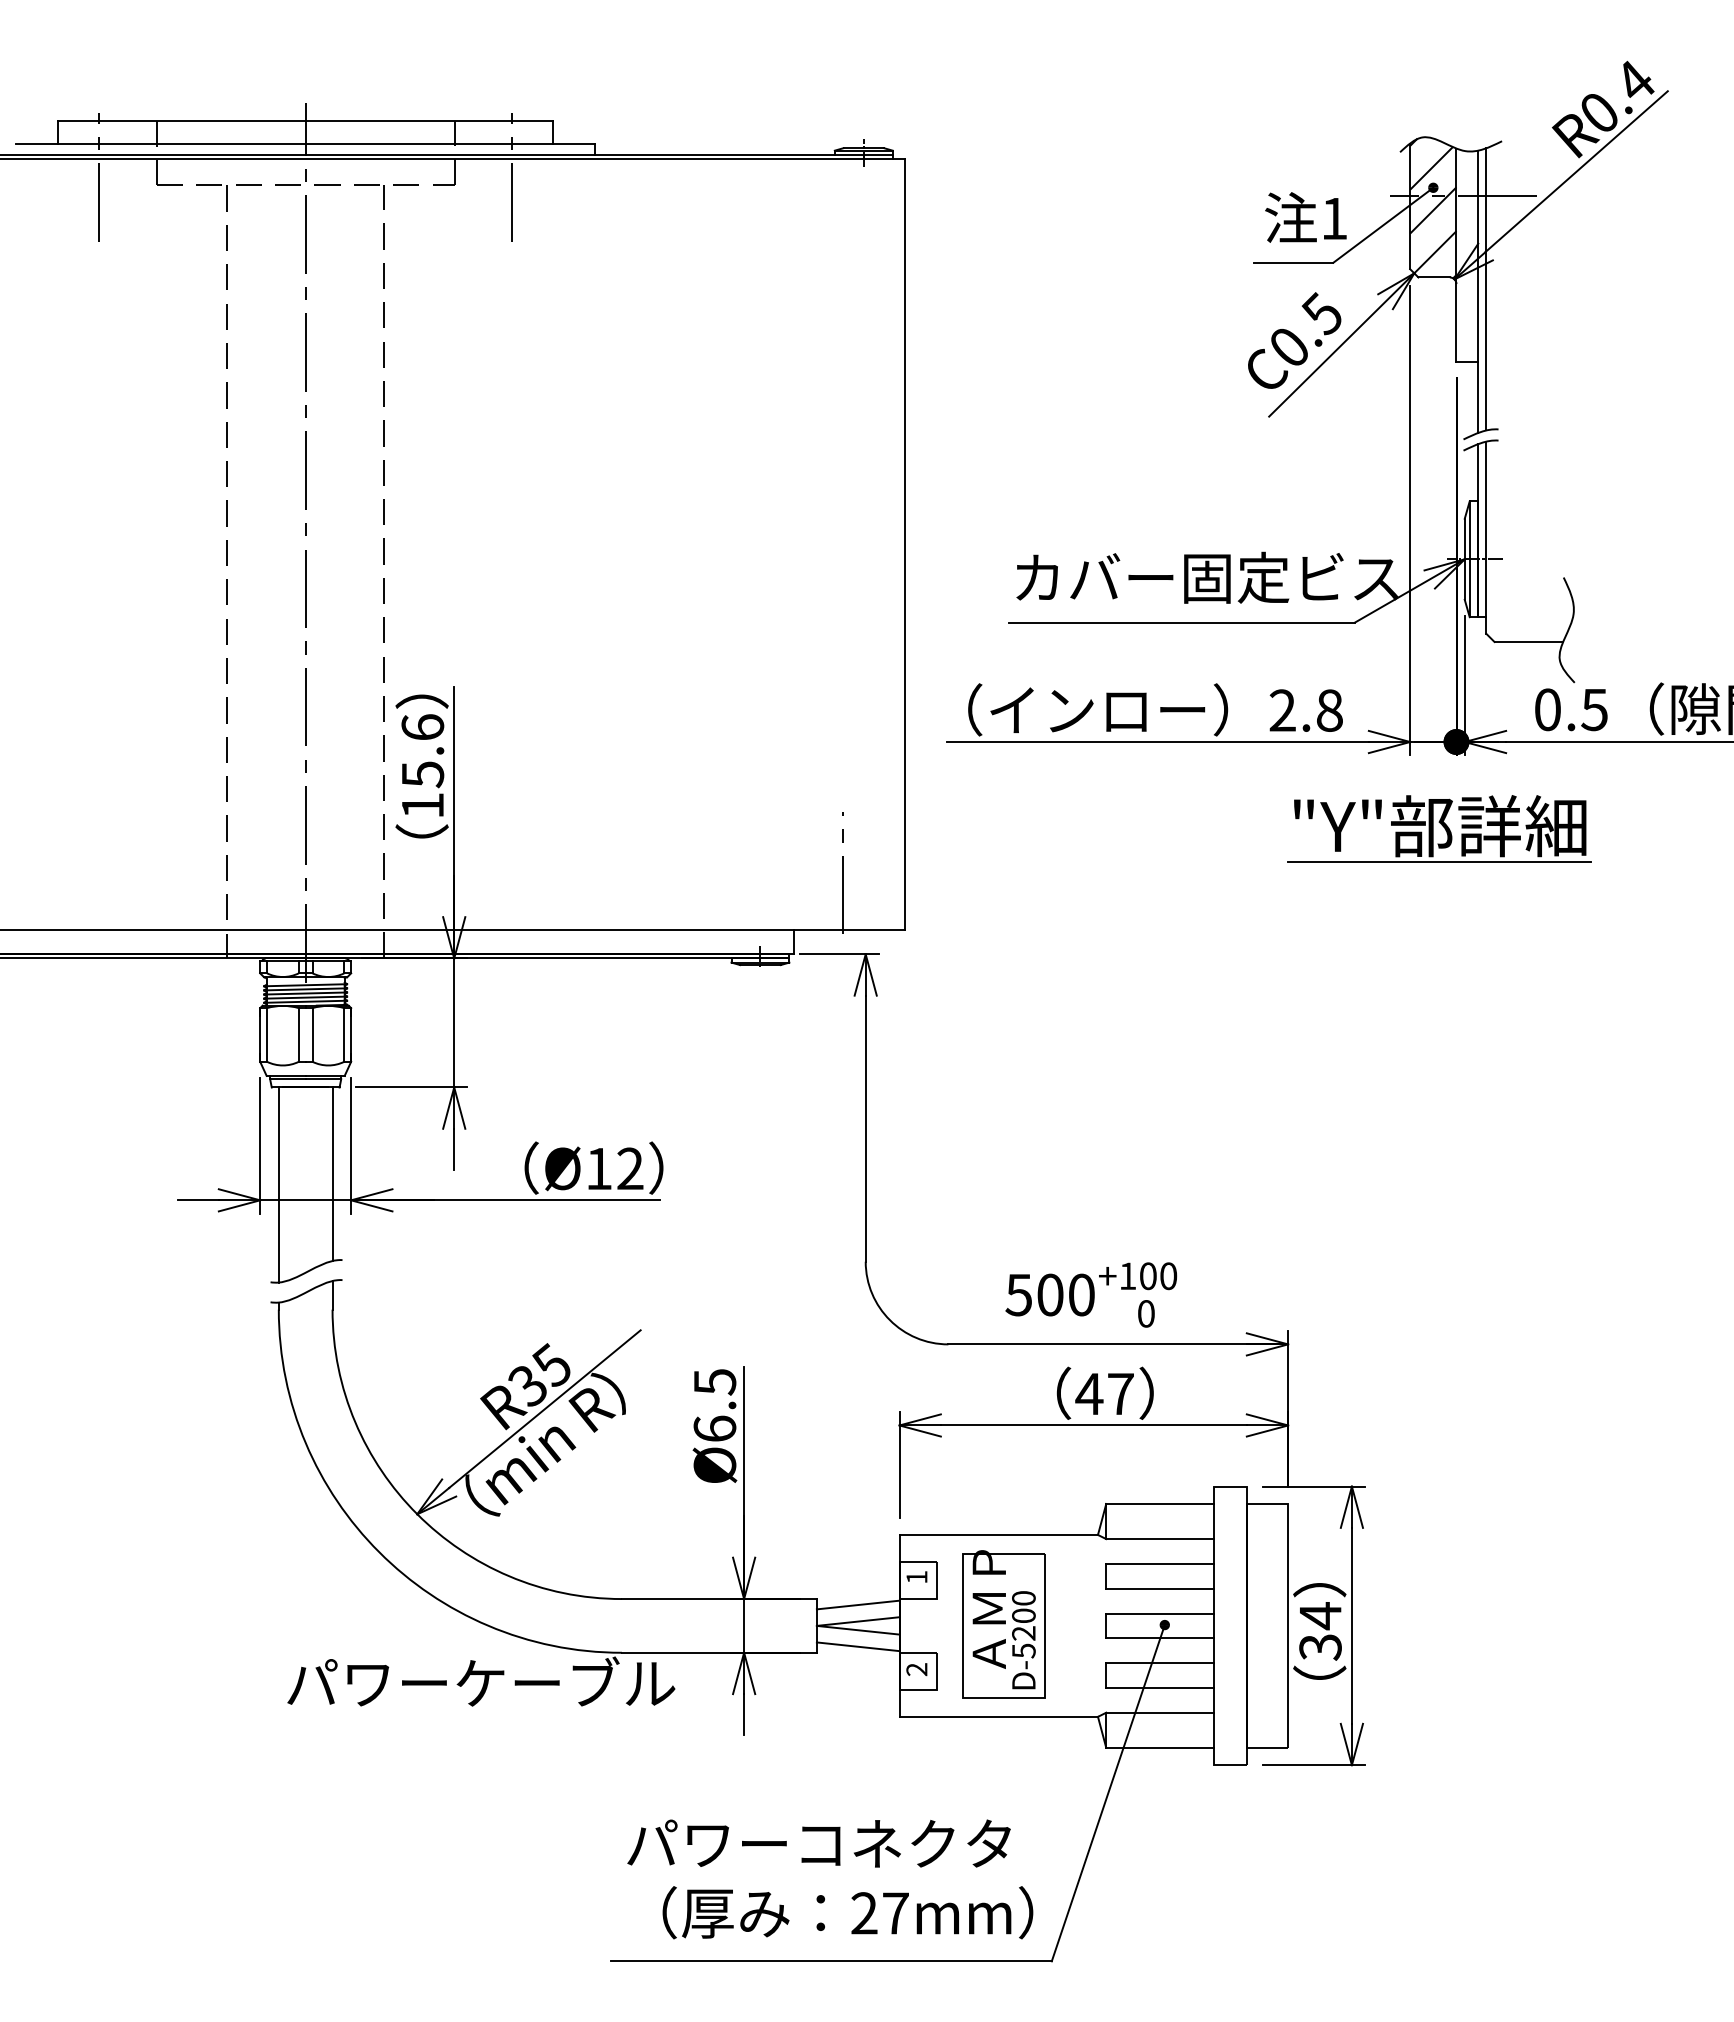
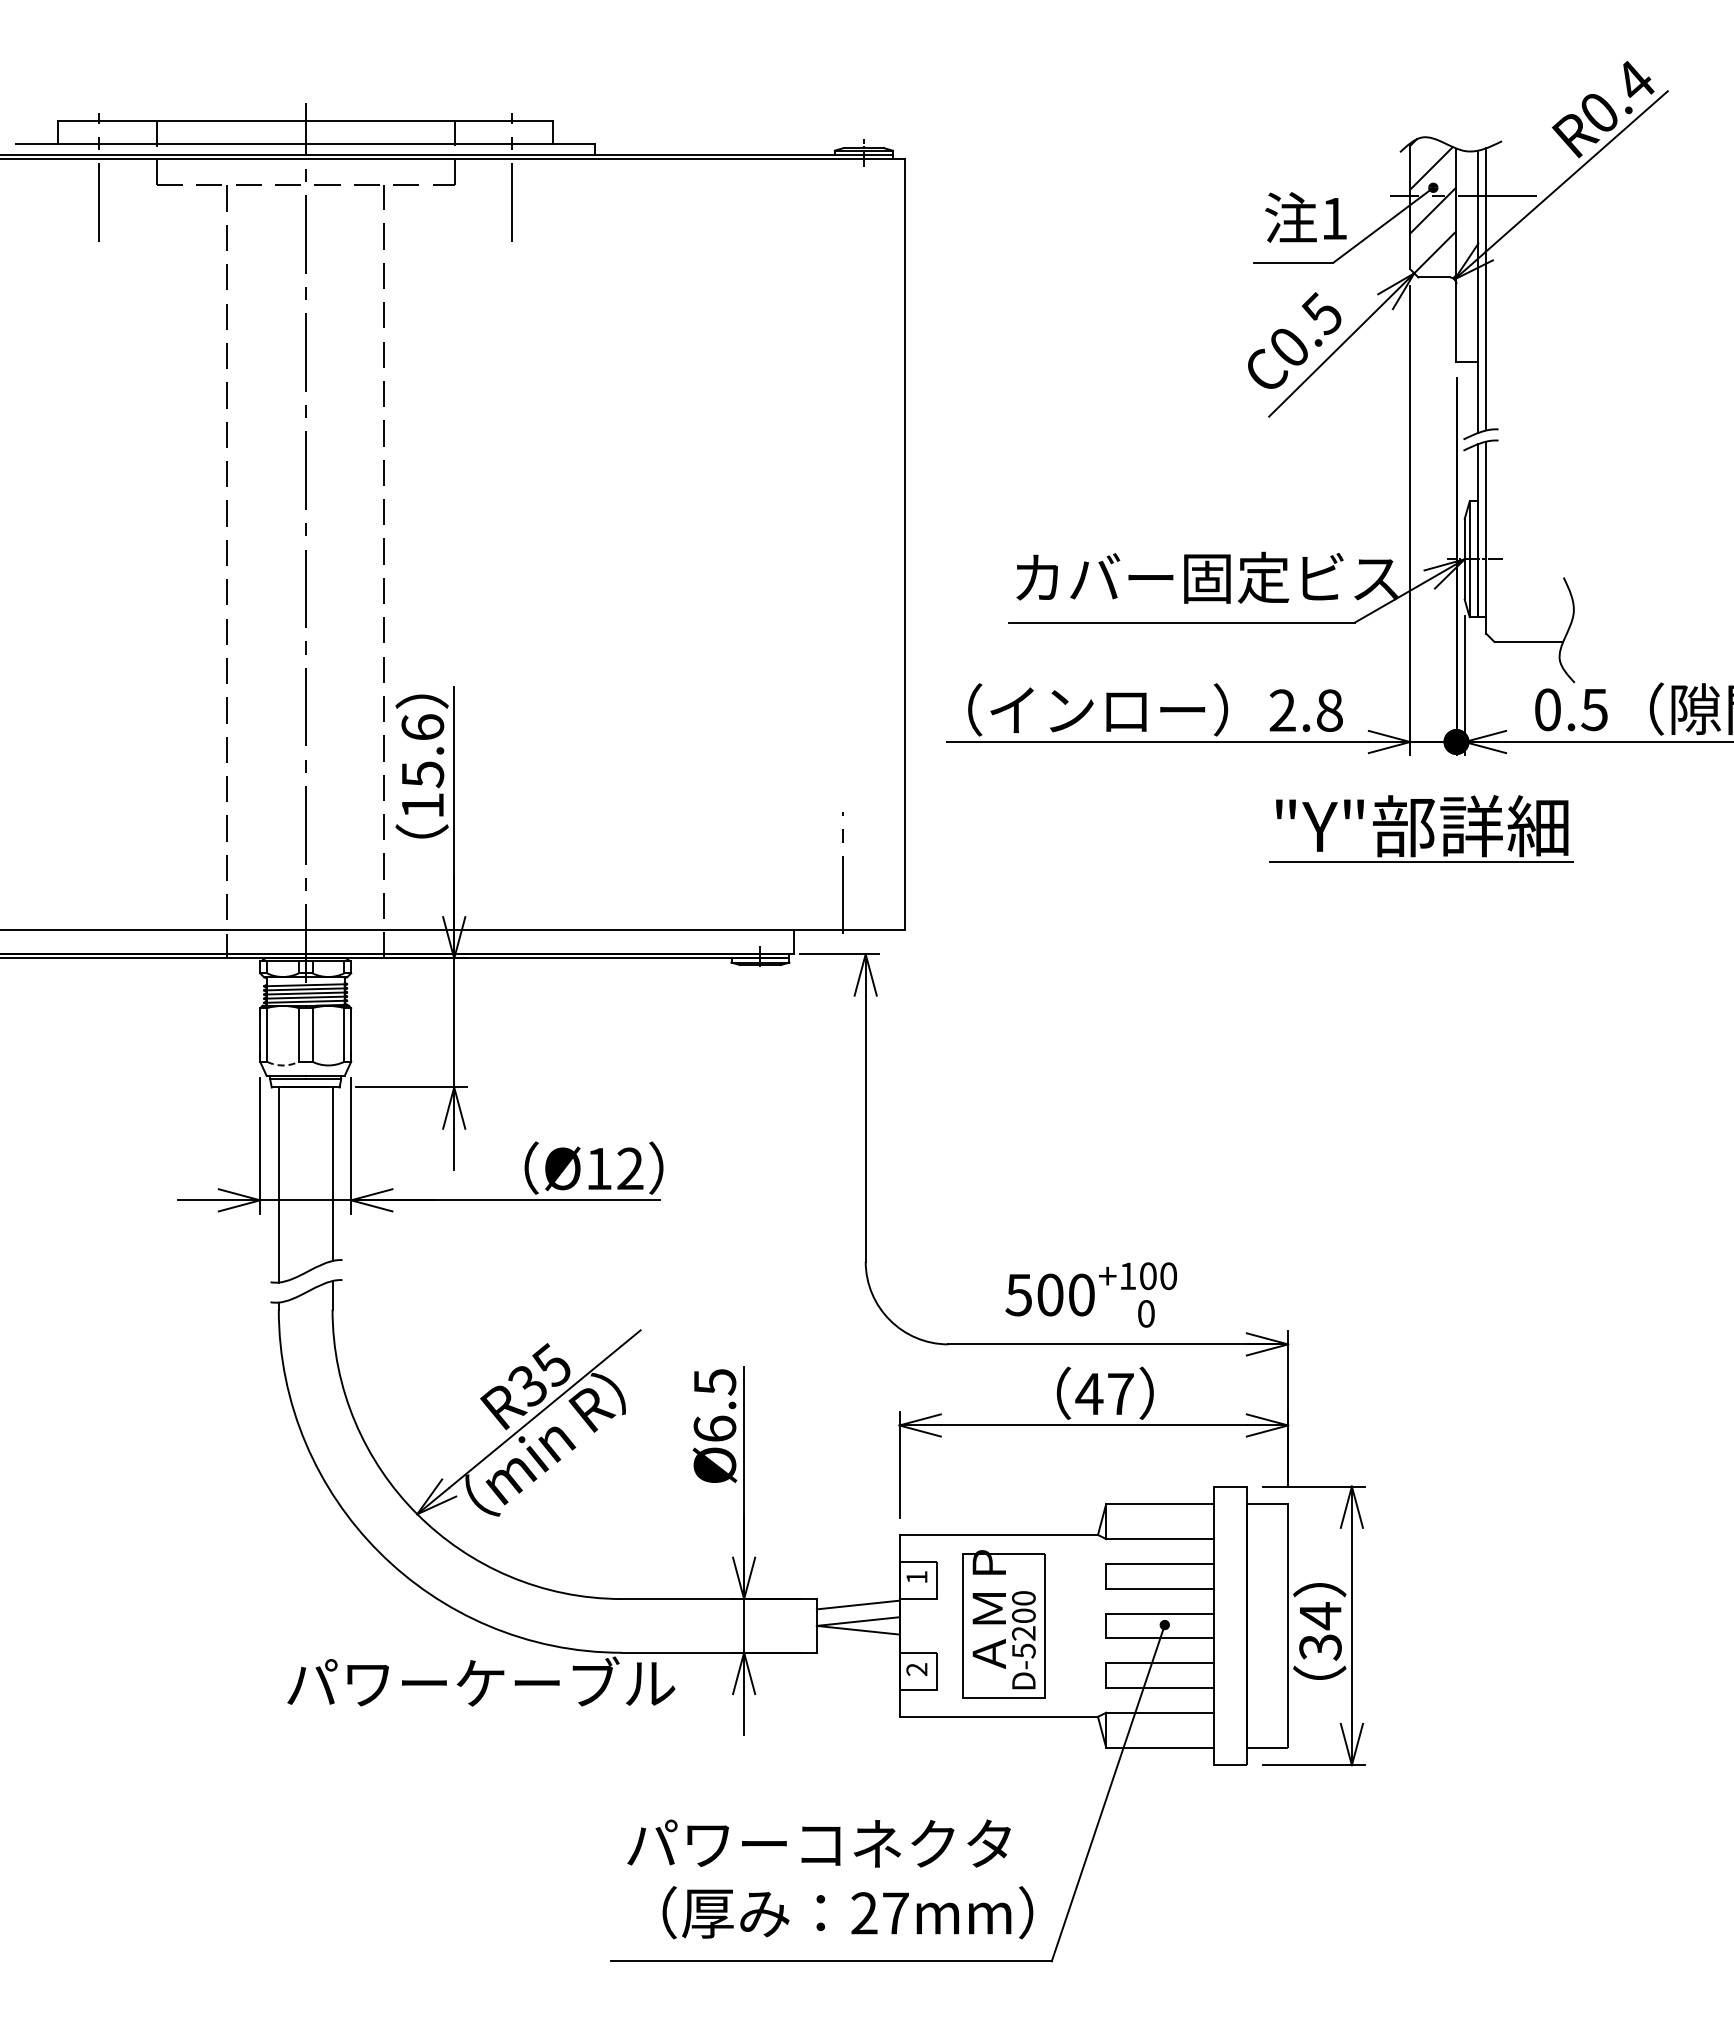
part position: (1439, 828) -> (1421, 828) (1421, 828)
arc: solid -> dashed (282, 1065)
line: present -> none (857, 1646)
